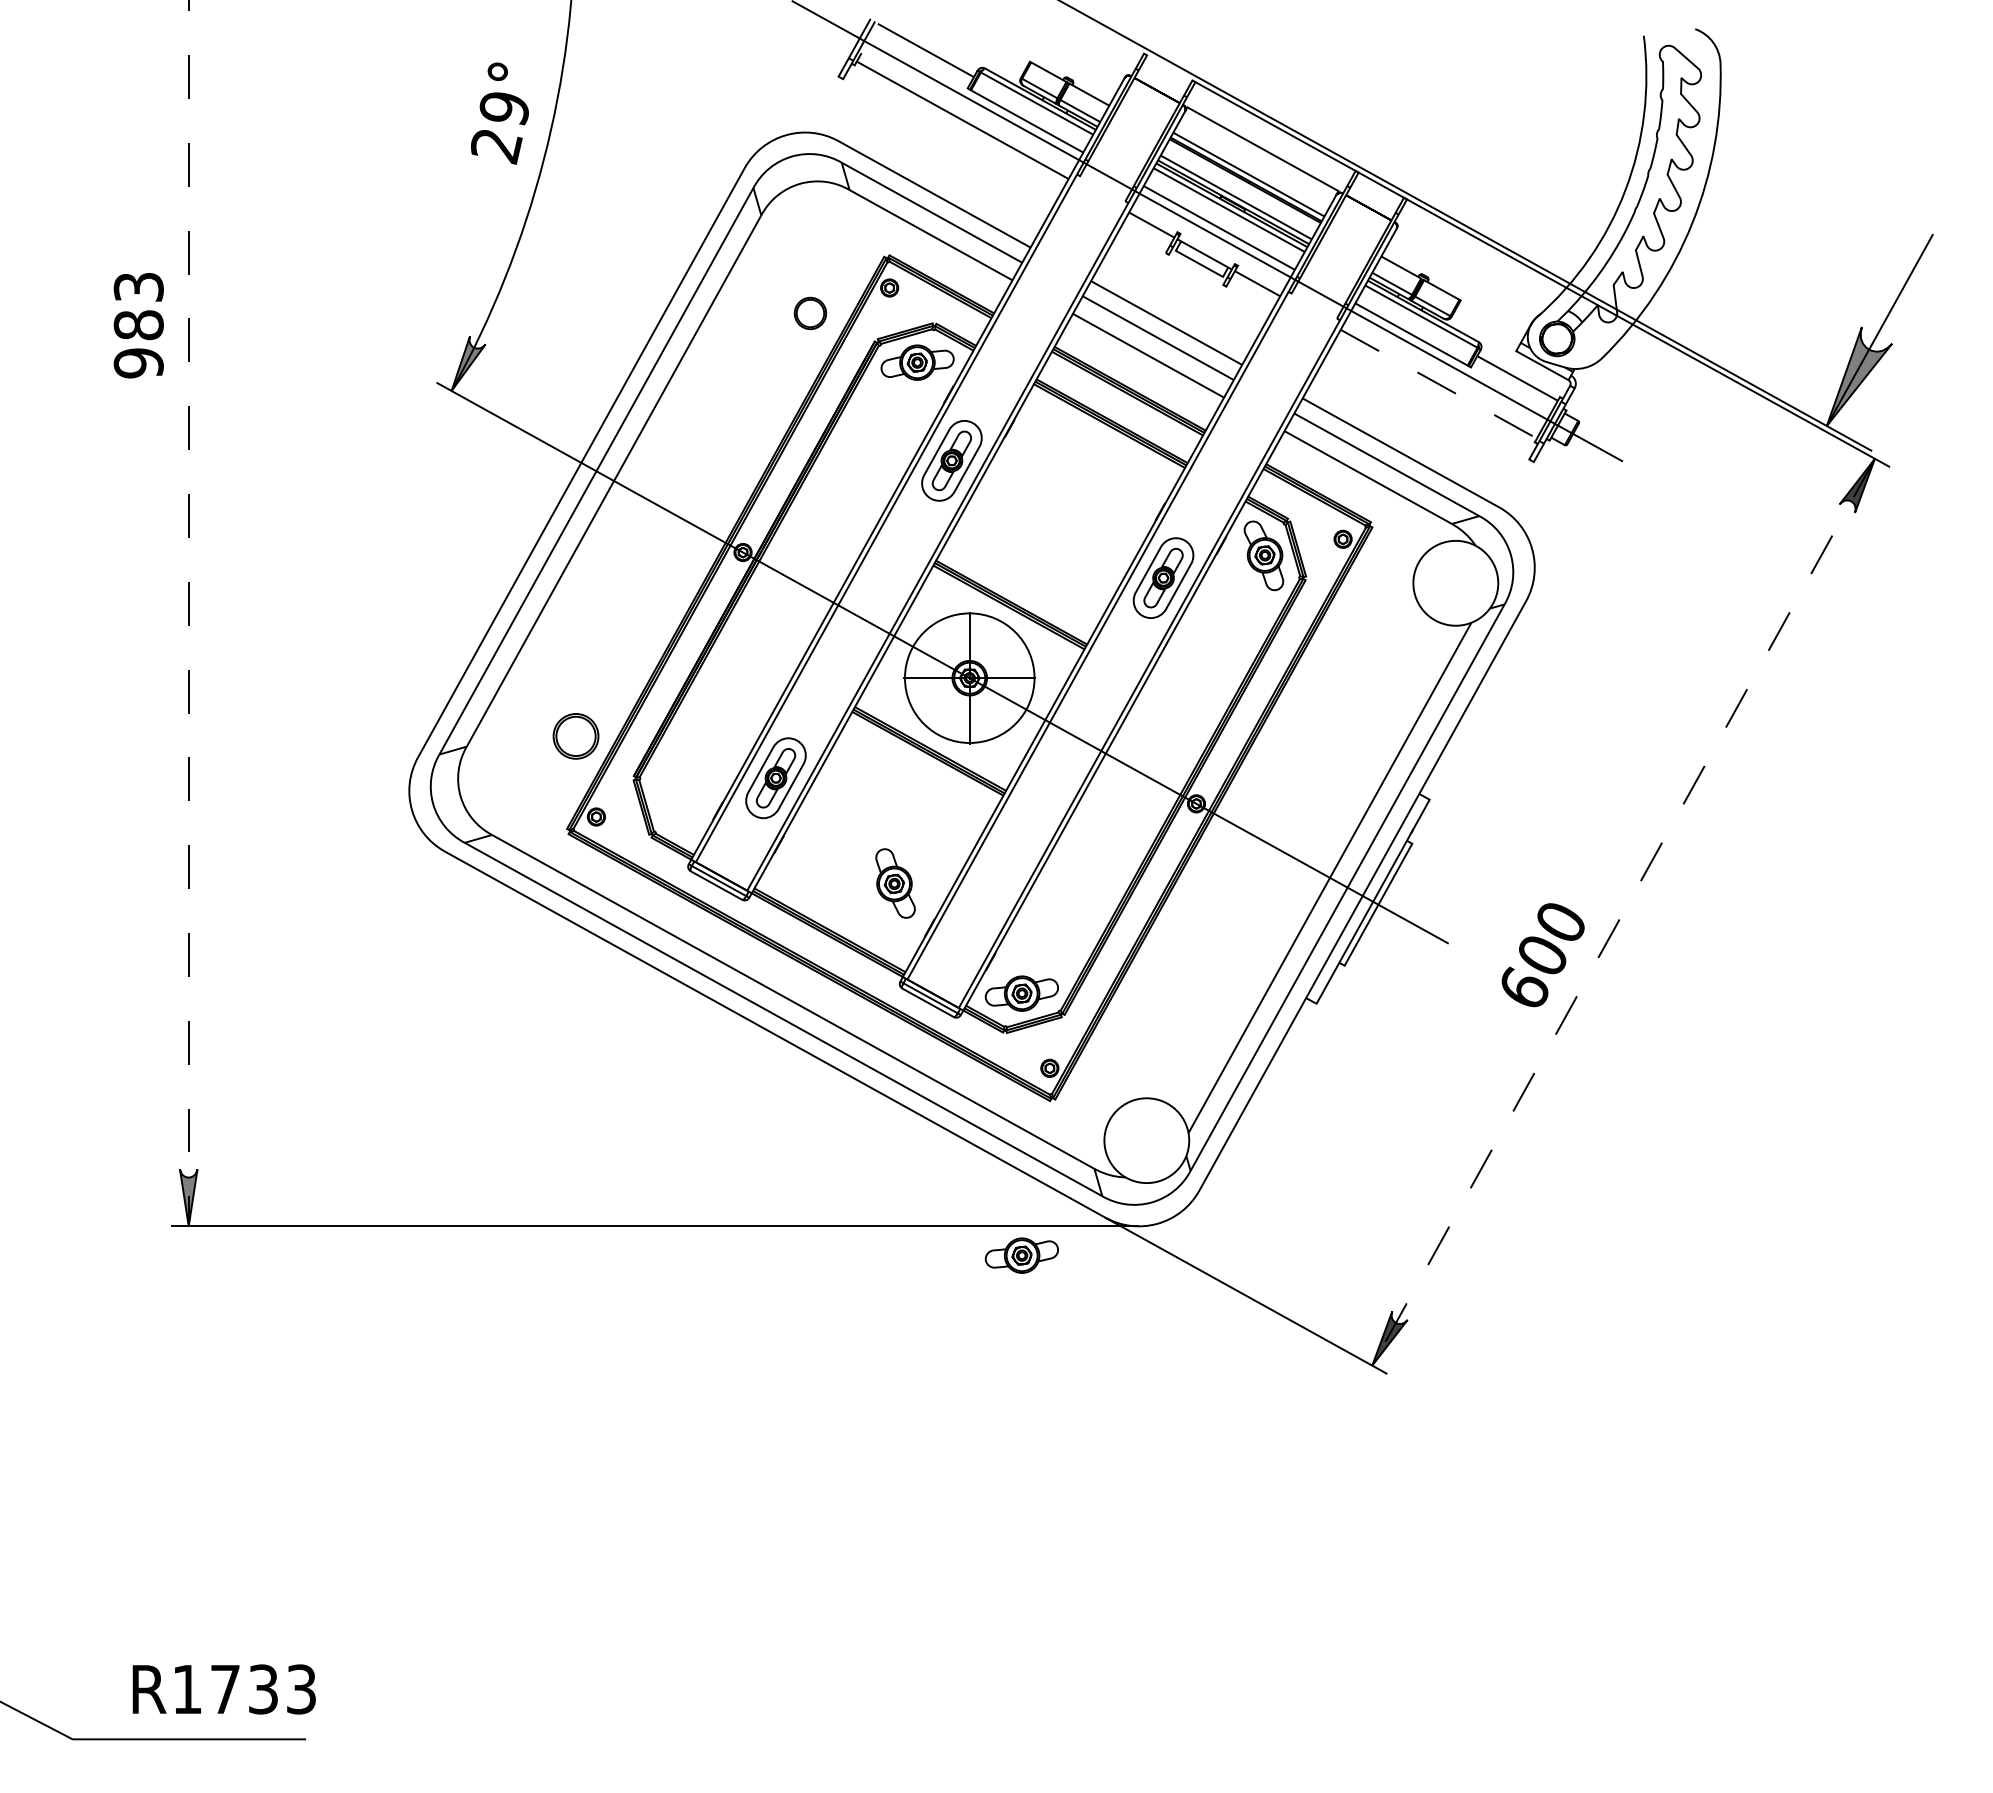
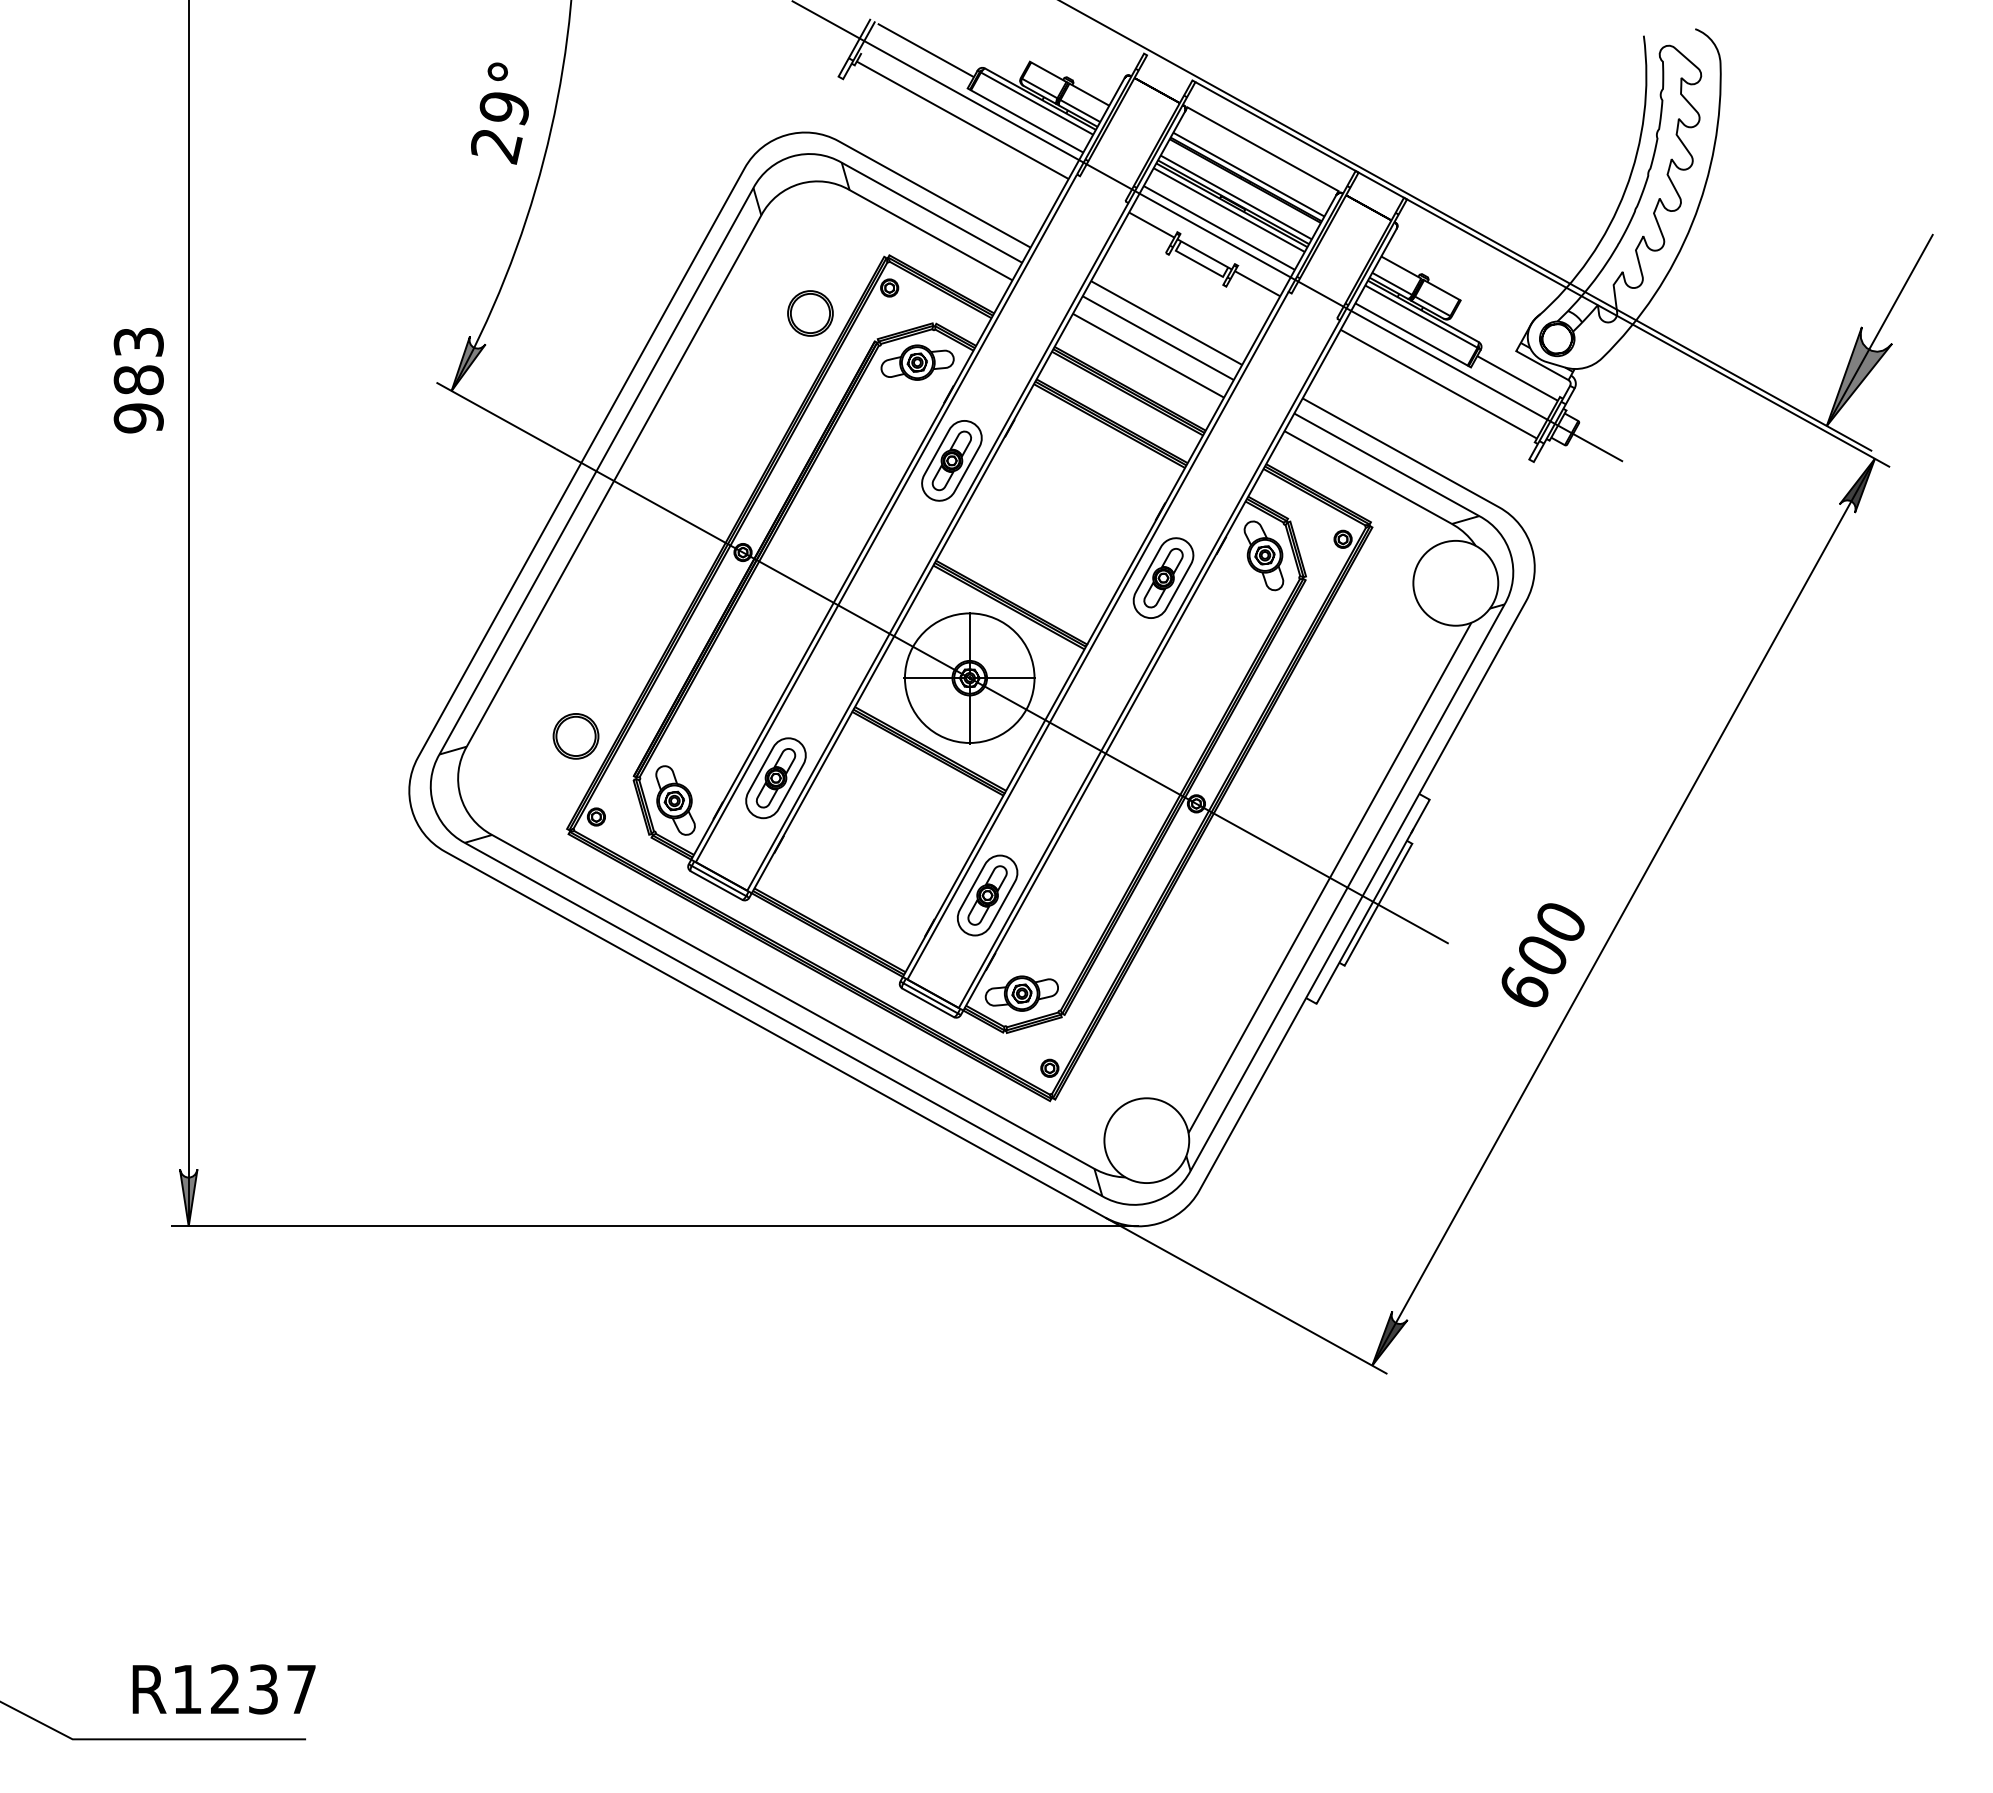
part size: 35x35 px -> 47x47 px (810, 313)
text position: (138, 325) -> (138, 380) (138, 380)
line: dashed -> solid (1439, 384)
line: dashed -> solid (188, 613)
part position: (895, 883) -> (675, 800) (675, 800)
part: none -> present (987, 895)
line: dashed -> solid (1623, 912)
part: present -> none (1021, 1255)
text: R1733 -> R1237 (263, 1689)
